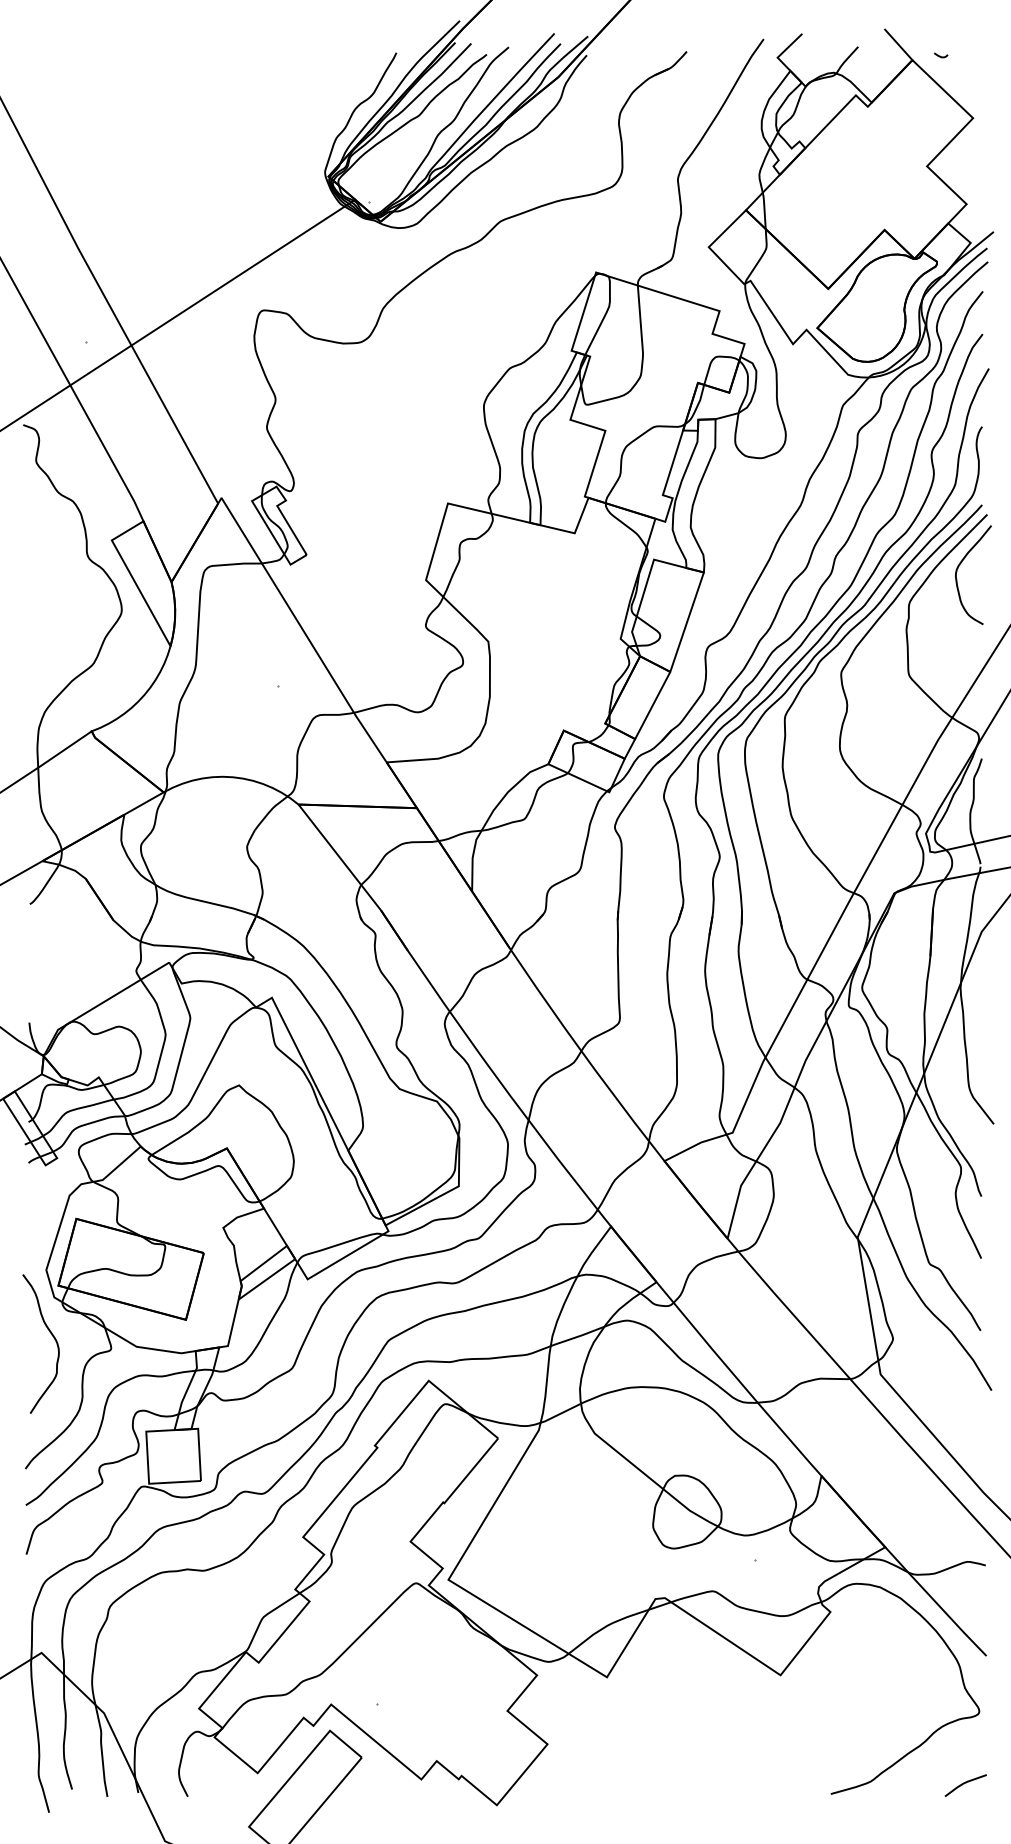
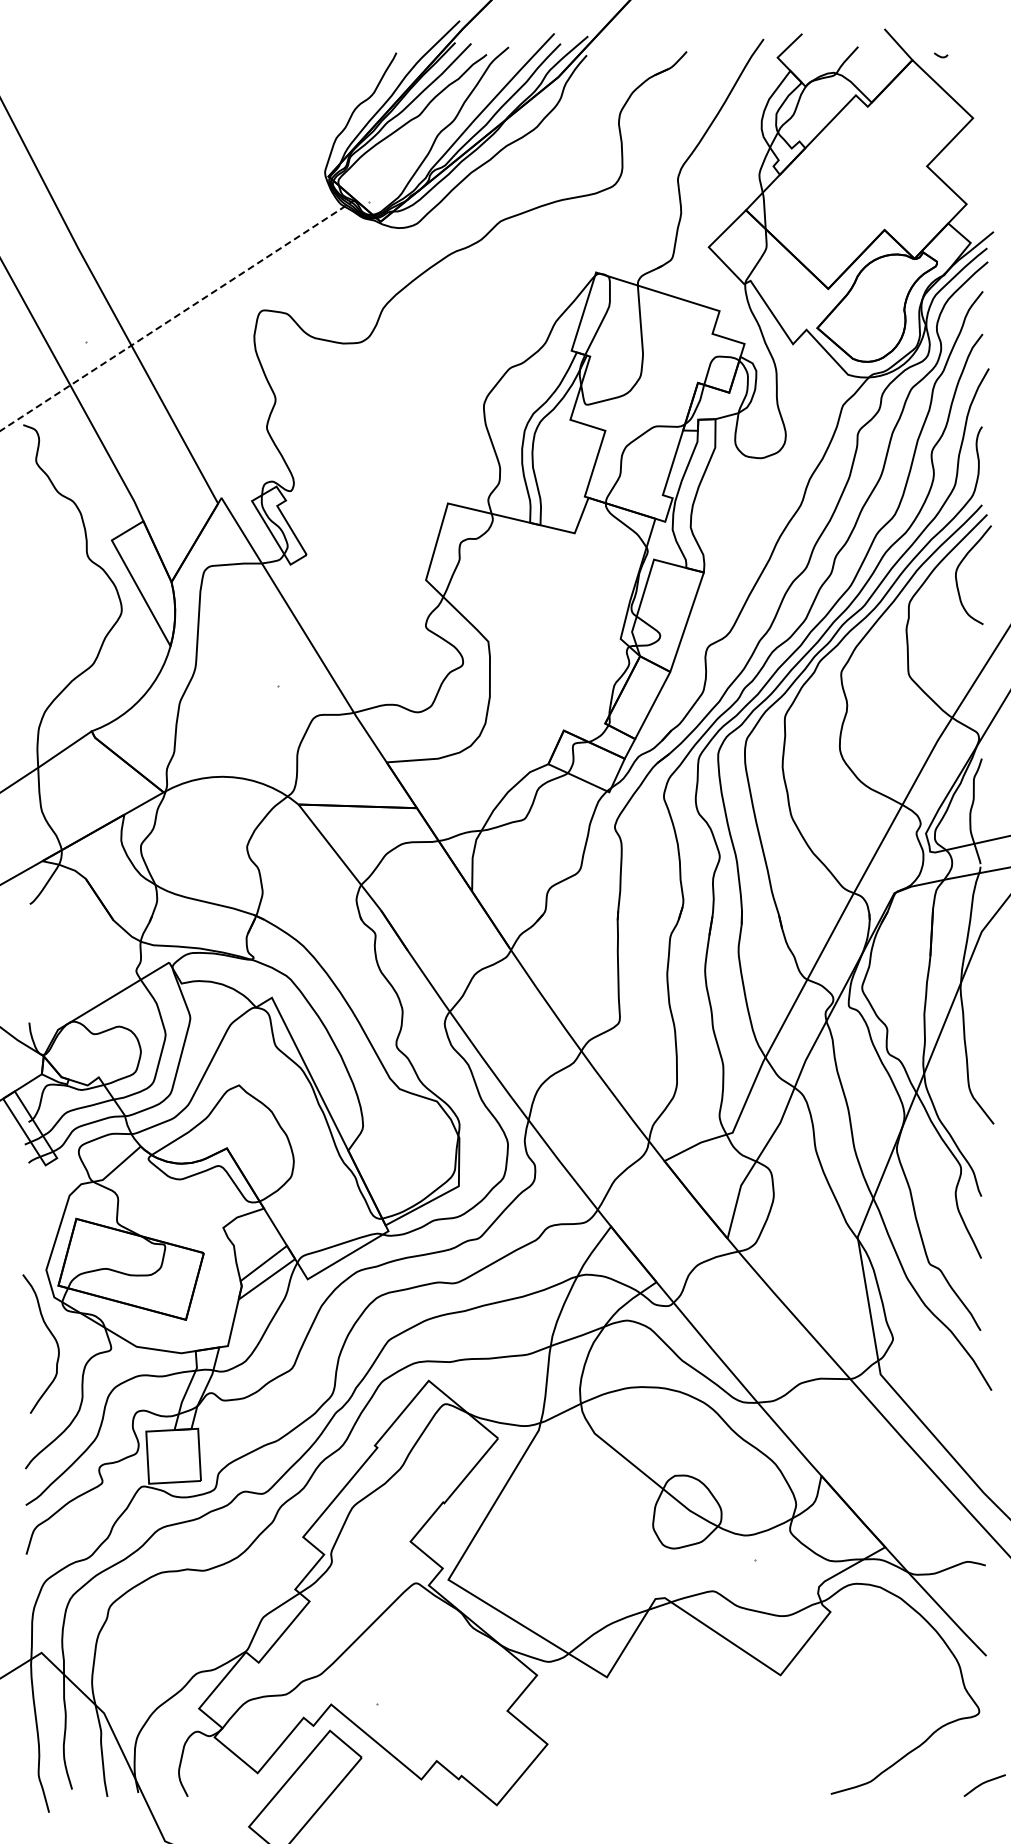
line: solid -> dashed (177, 315)
line position: (964, 1784) -> (983, 1784) (983, 1784)
